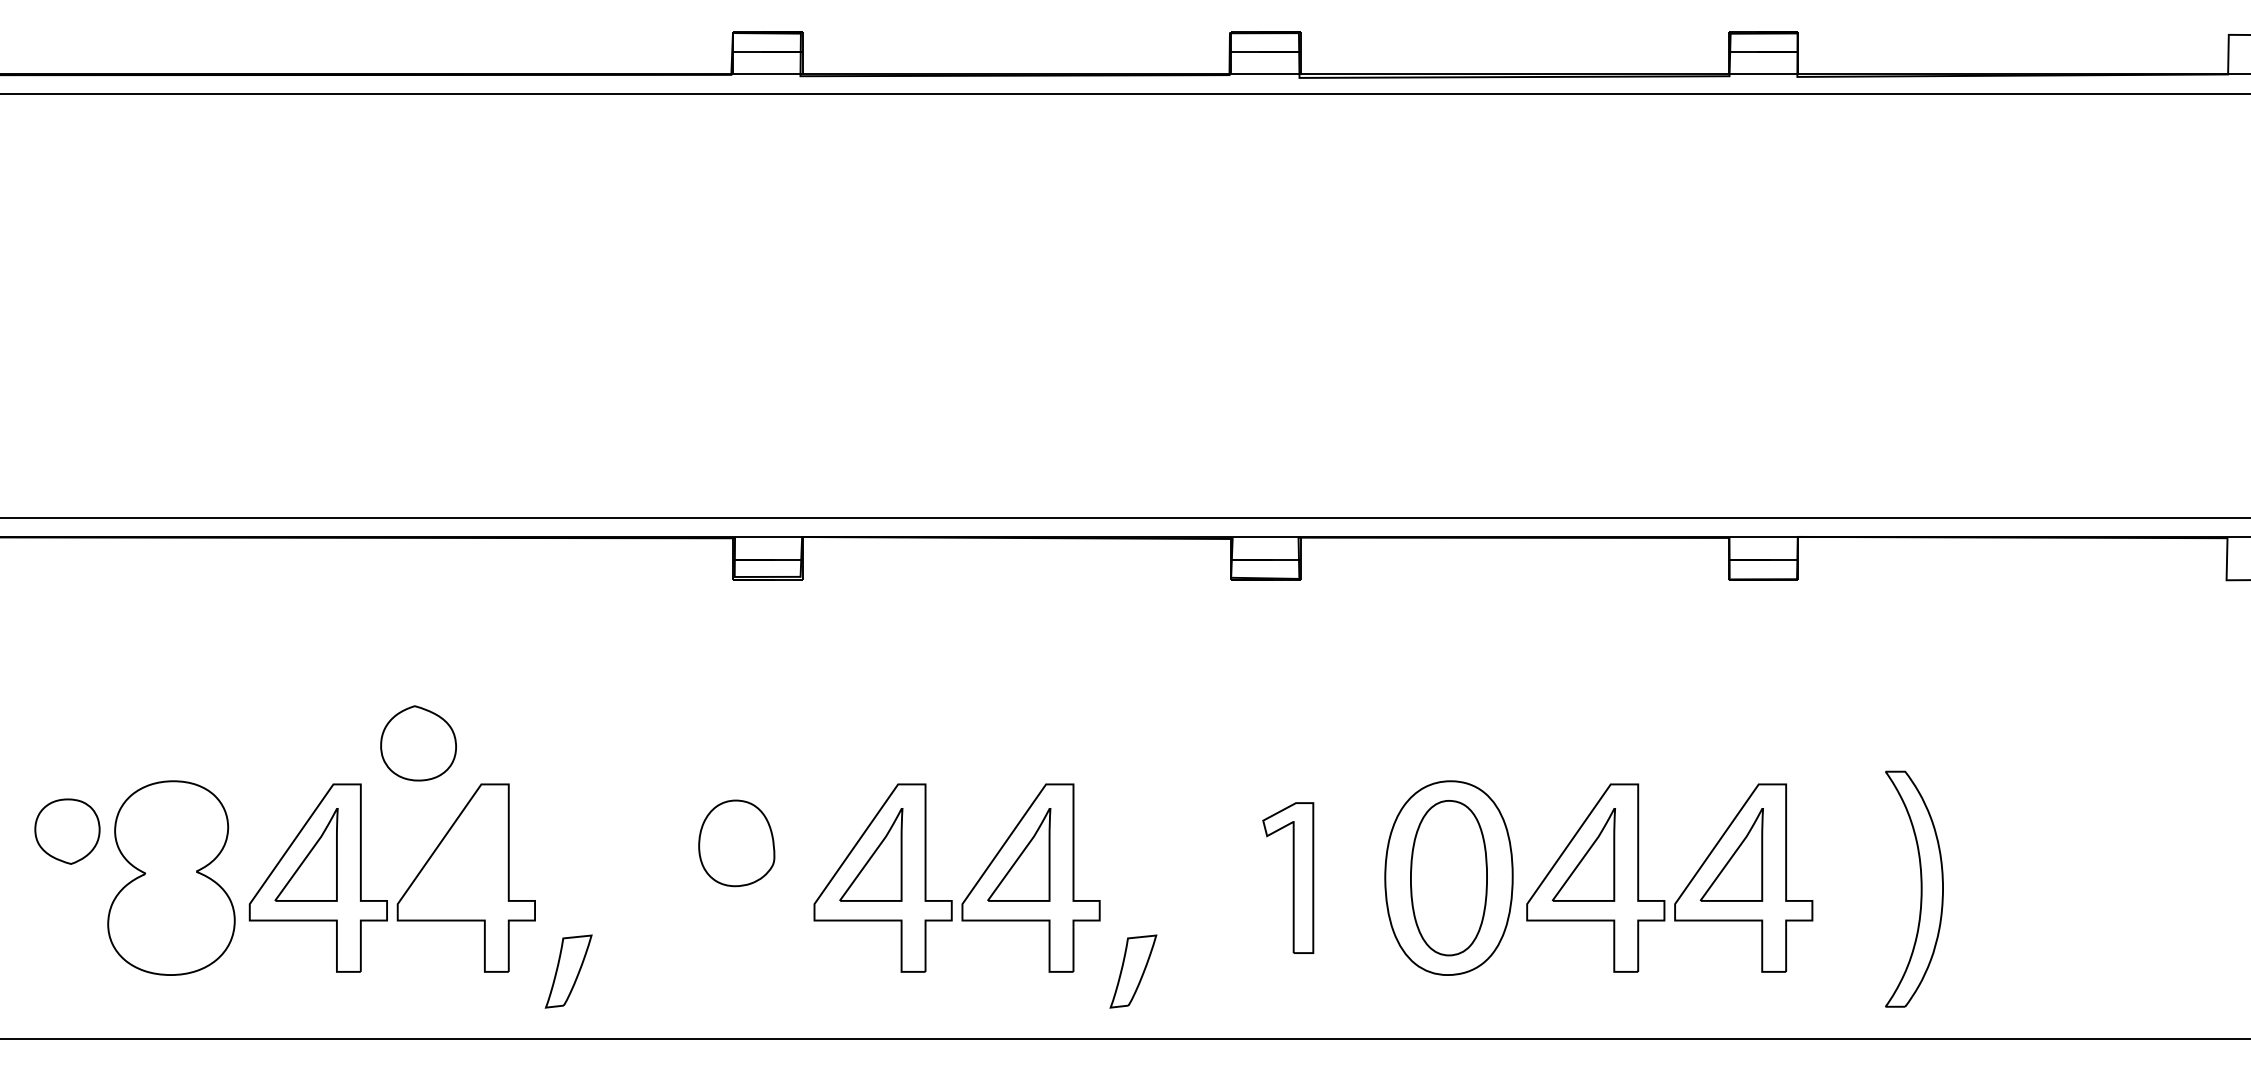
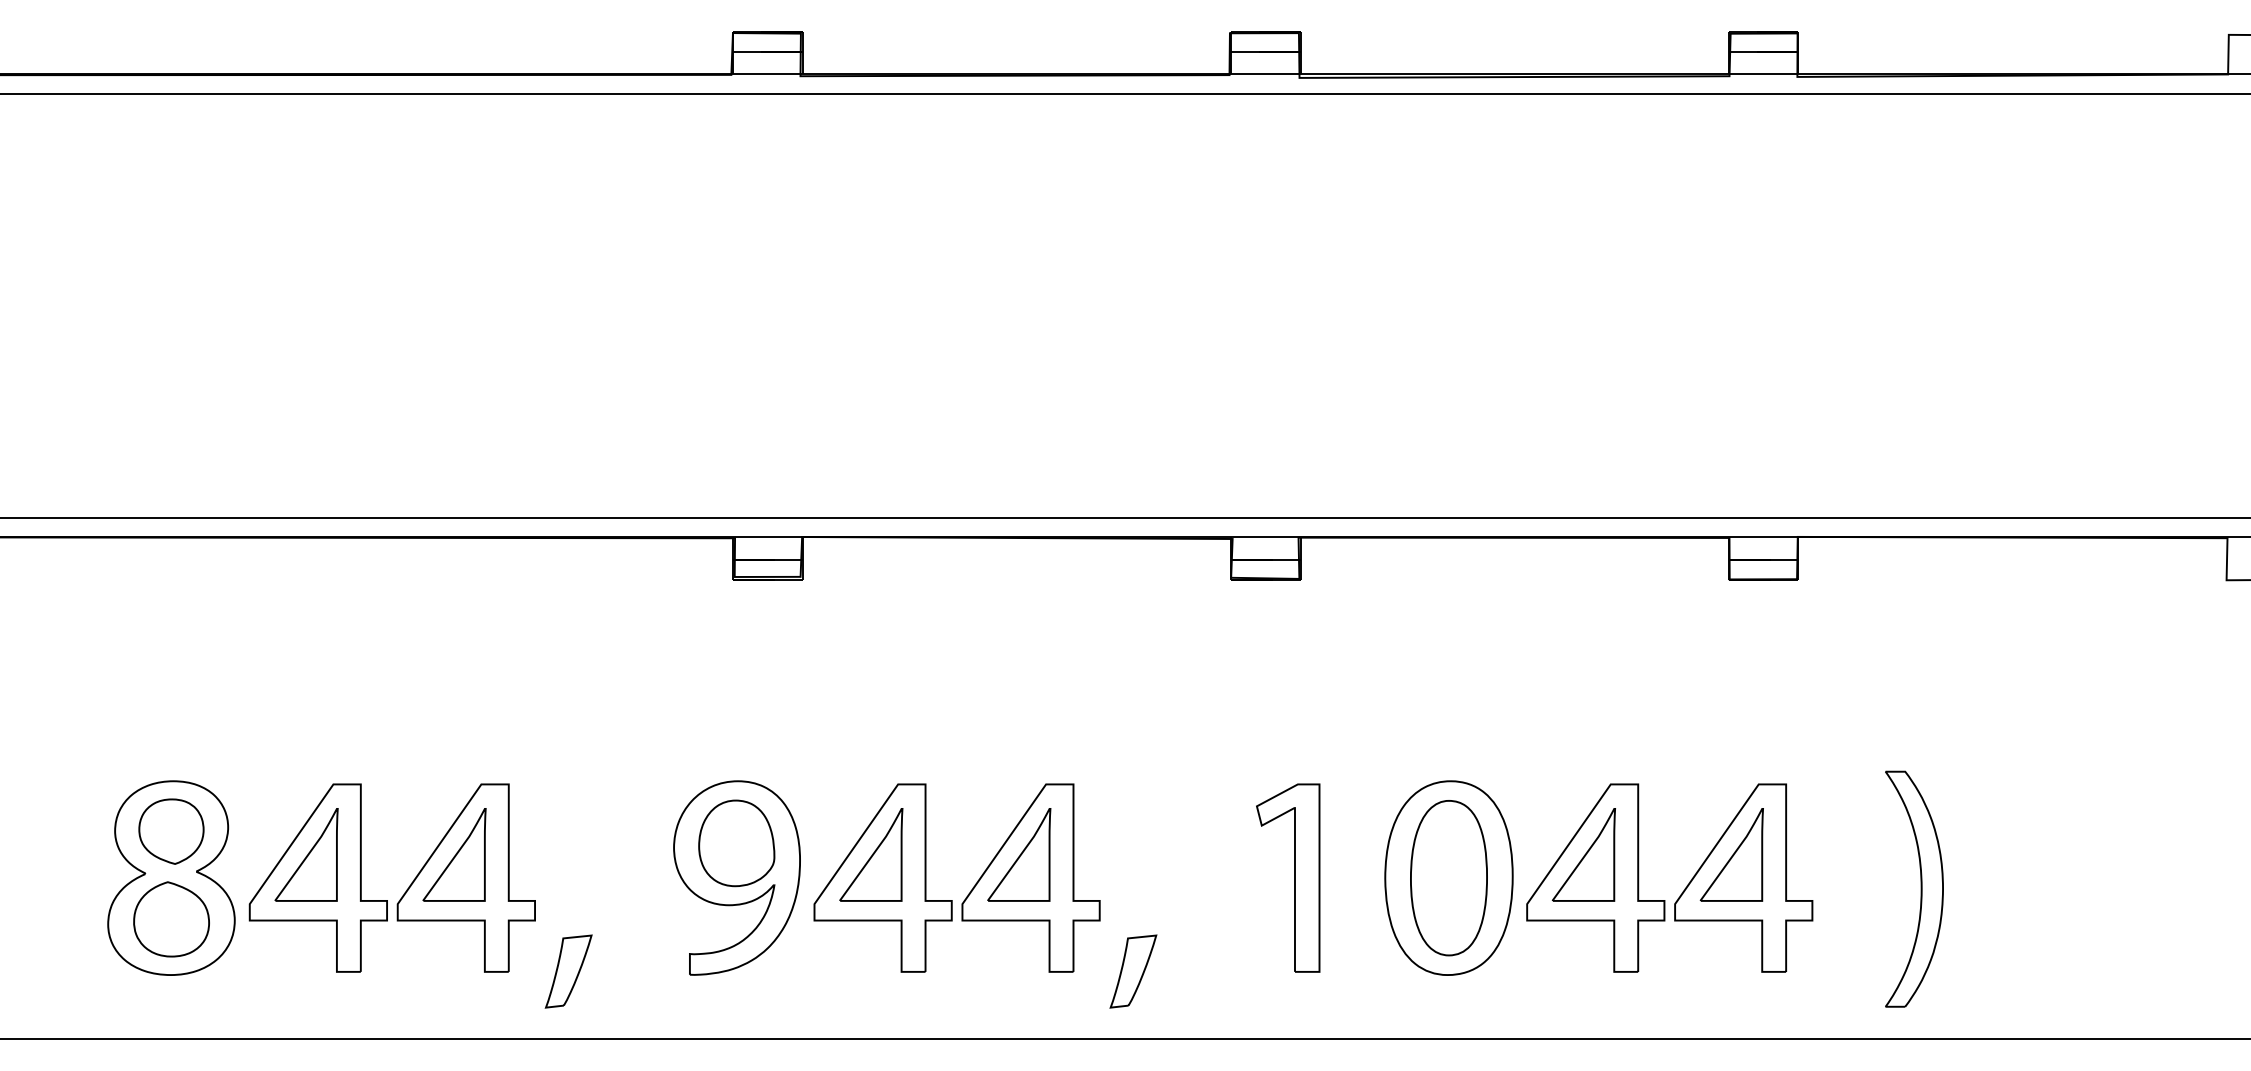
part position: (418, 743) -> (171, 919) (171, 919)
part position: (67, 831) -> (171, 831) (171, 831)
part: none -> present (454, 854)
part: none -> present (736, 877)
part size: 53x152 px -> 65x190 px (1288, 877)
